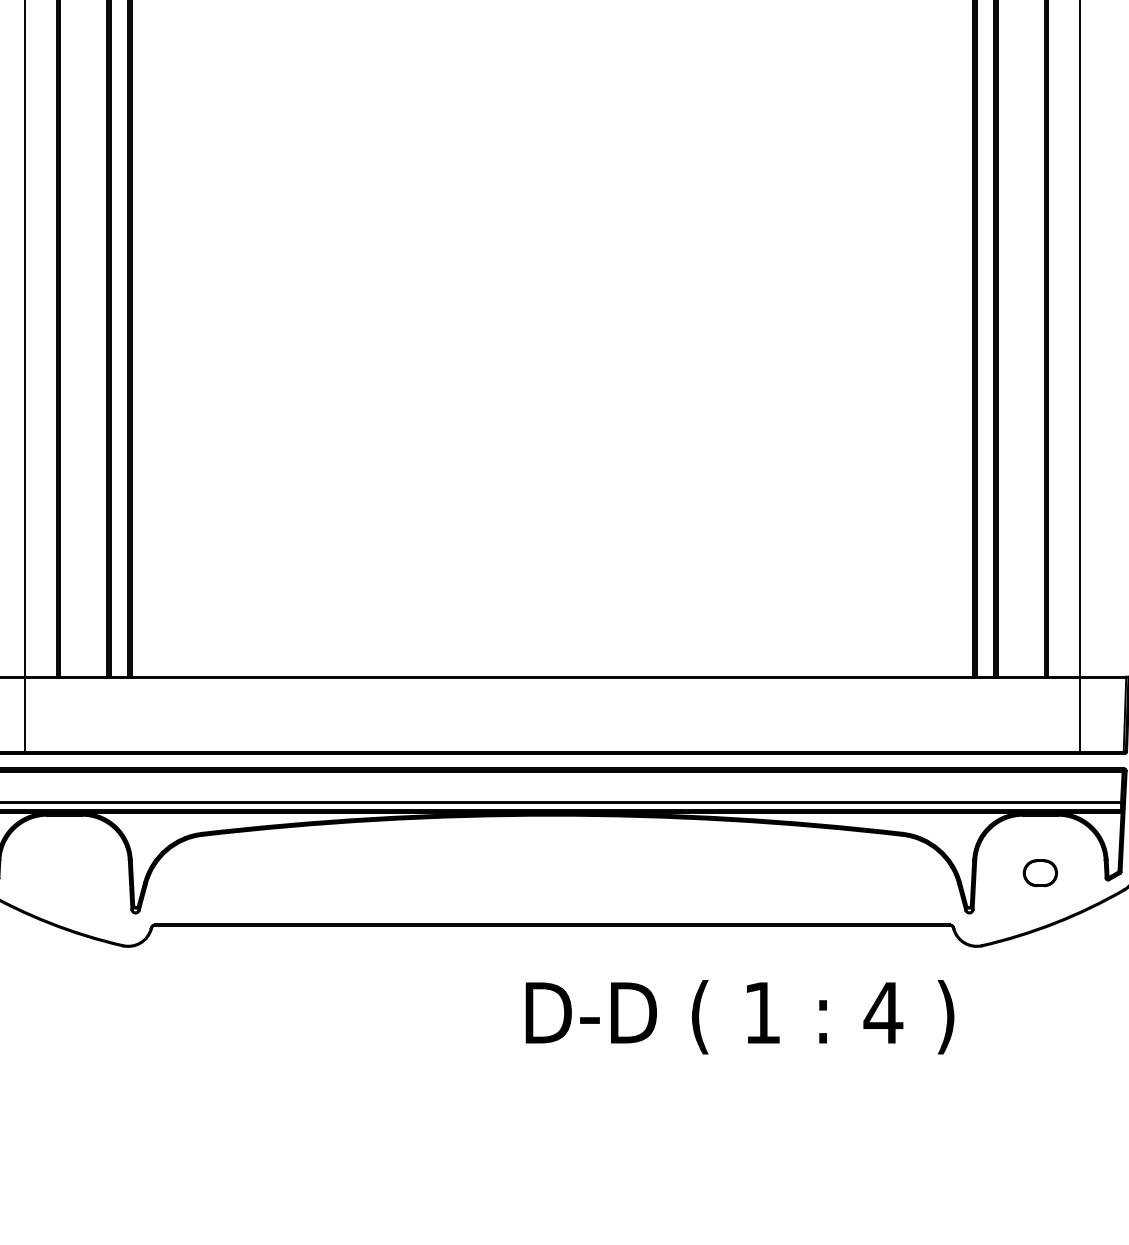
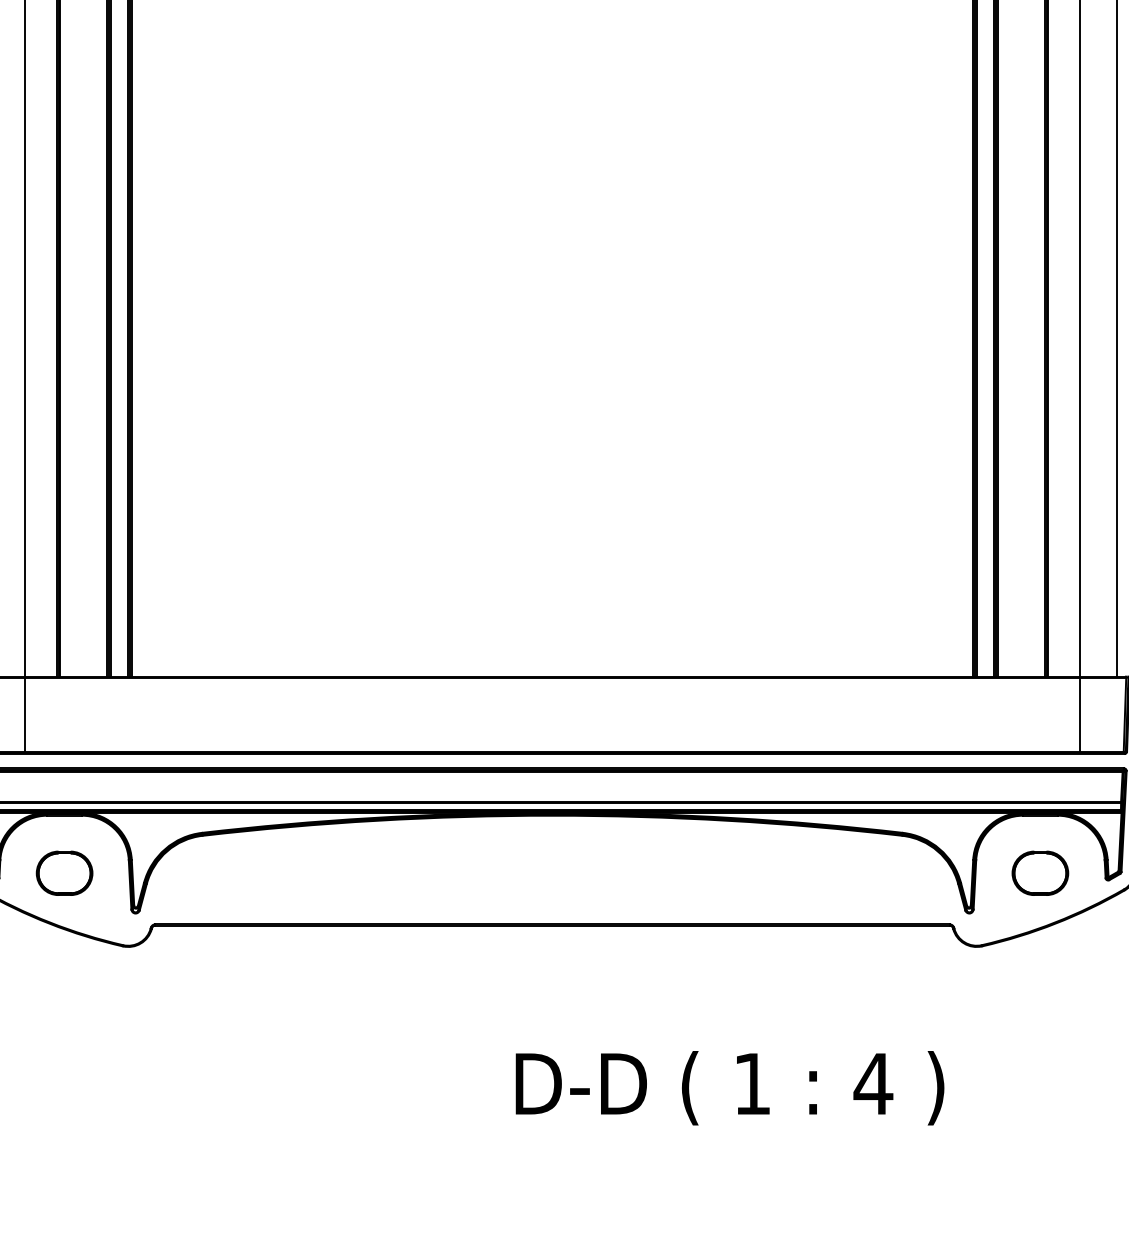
line: none -> present (1116, 339)
part: none -> present (64, 872)
part size: 36x29 px -> 59x46 px (1040, 872)
text position: (739, 1017) -> (729, 1088) (729, 1088)
